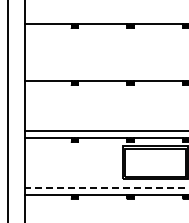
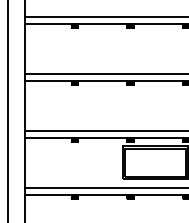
line: none -> present (104, 17)
line: none -> present (104, 73)
line: dashed -> solid (106, 187)
